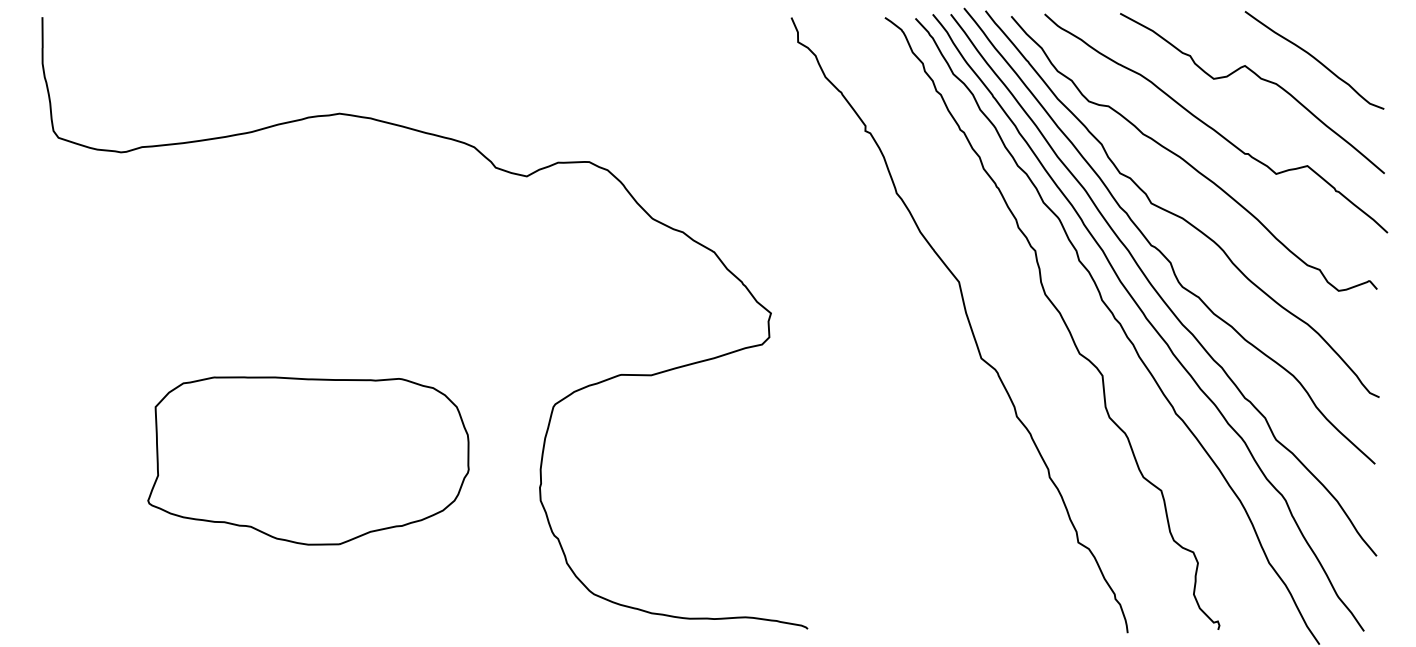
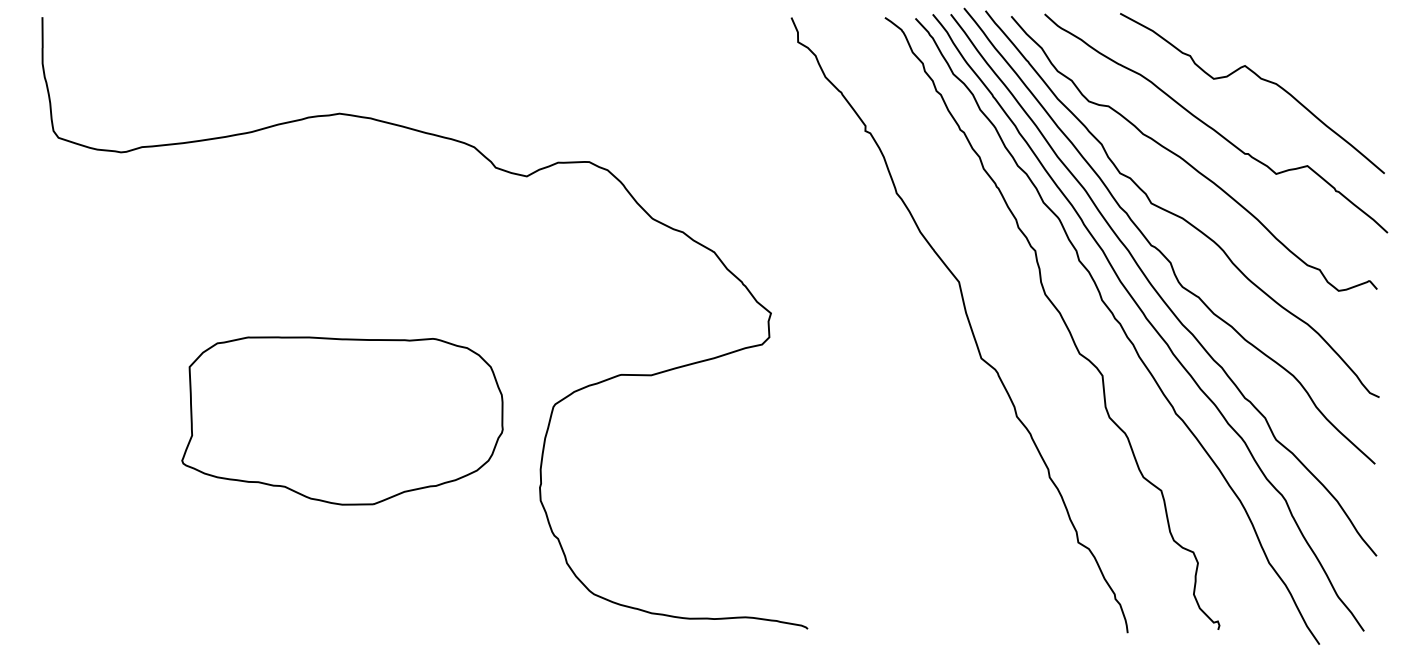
curve: present -> none (1314, 59)
part position: (308, 460) -> (342, 420) (342, 420)
